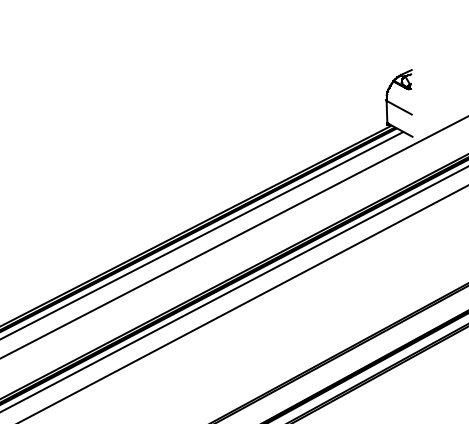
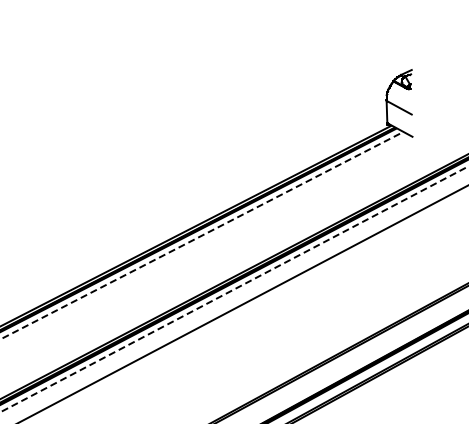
line: solid -> dashed (201, 235)
line: present -> none (233, 237)
line: solid -> dashed (234, 289)
